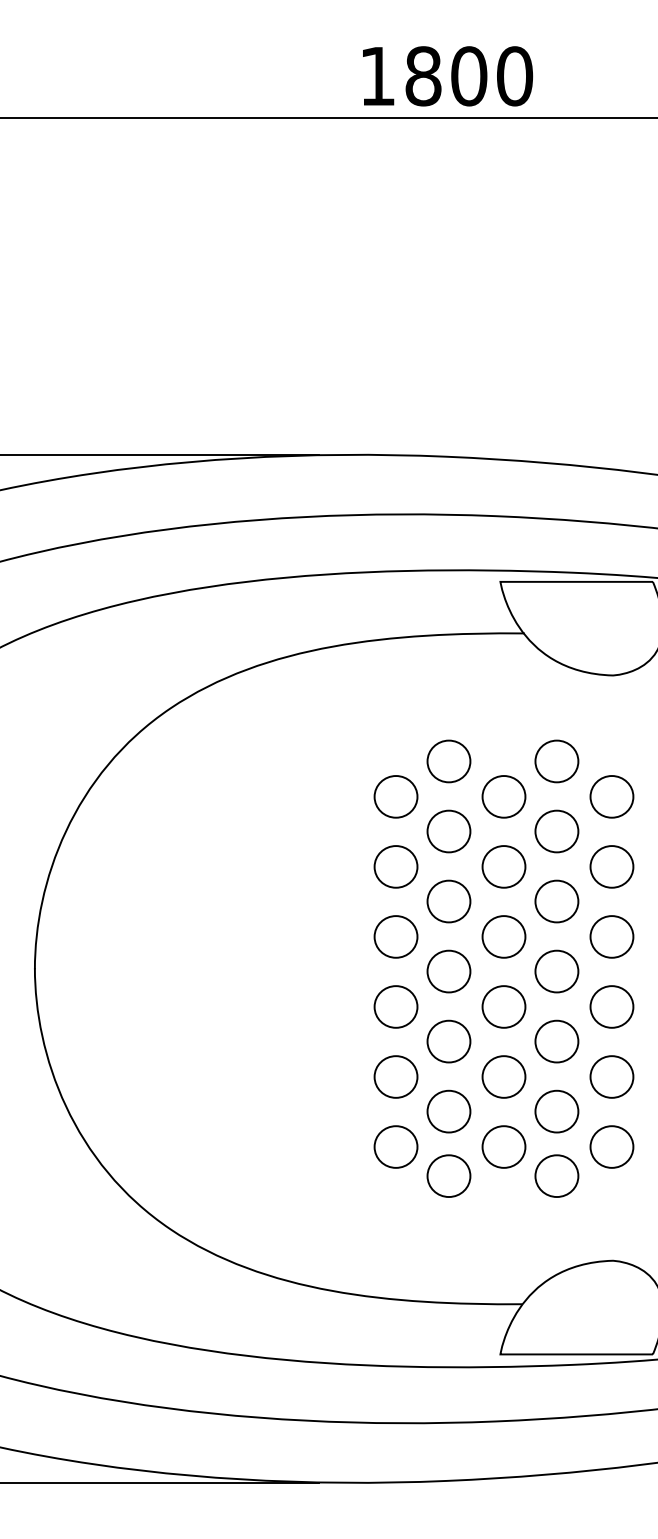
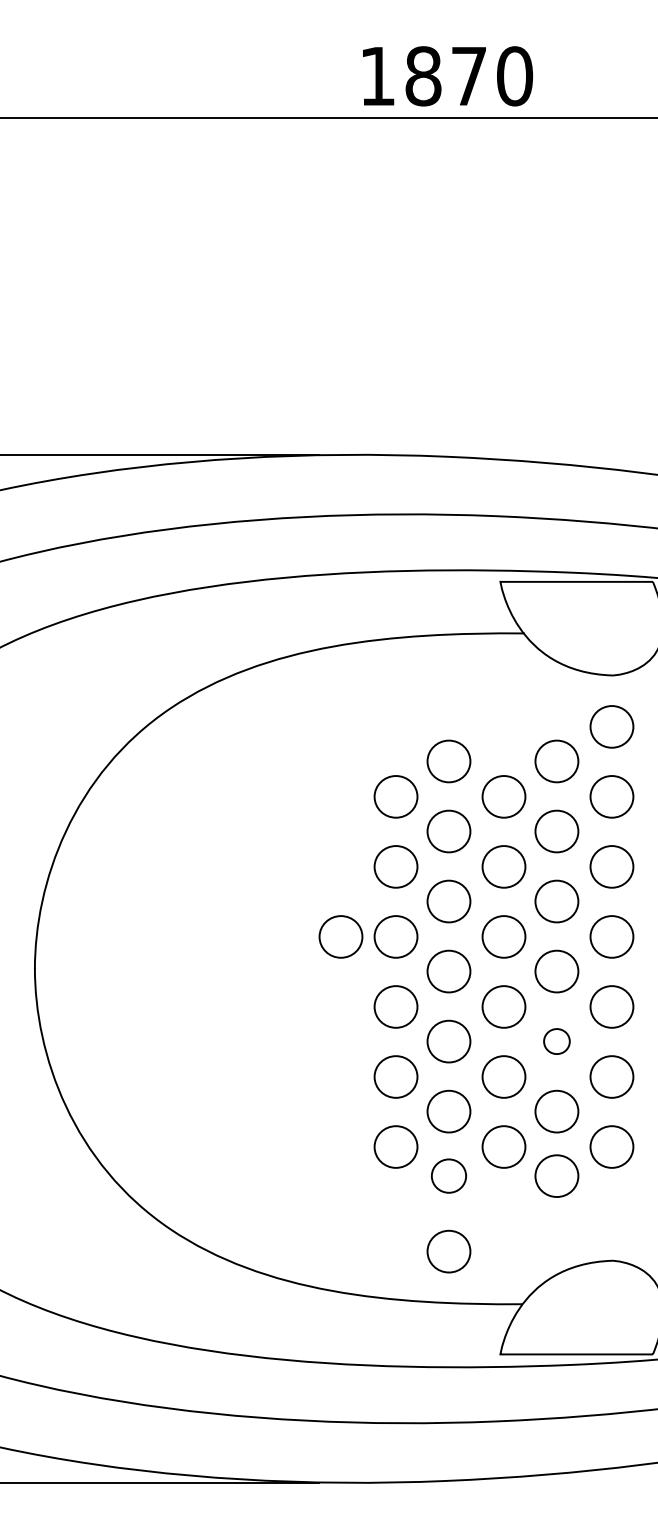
text: 1800 -> 1870 (469, 76)
part: none -> present (611, 726)
part: none -> present (340, 936)
part size: 46x45 px -> 28x27 px (556, 1041)
part size: 46x44 px -> 36x36 px (448, 1175)
part: none -> present (448, 1251)
